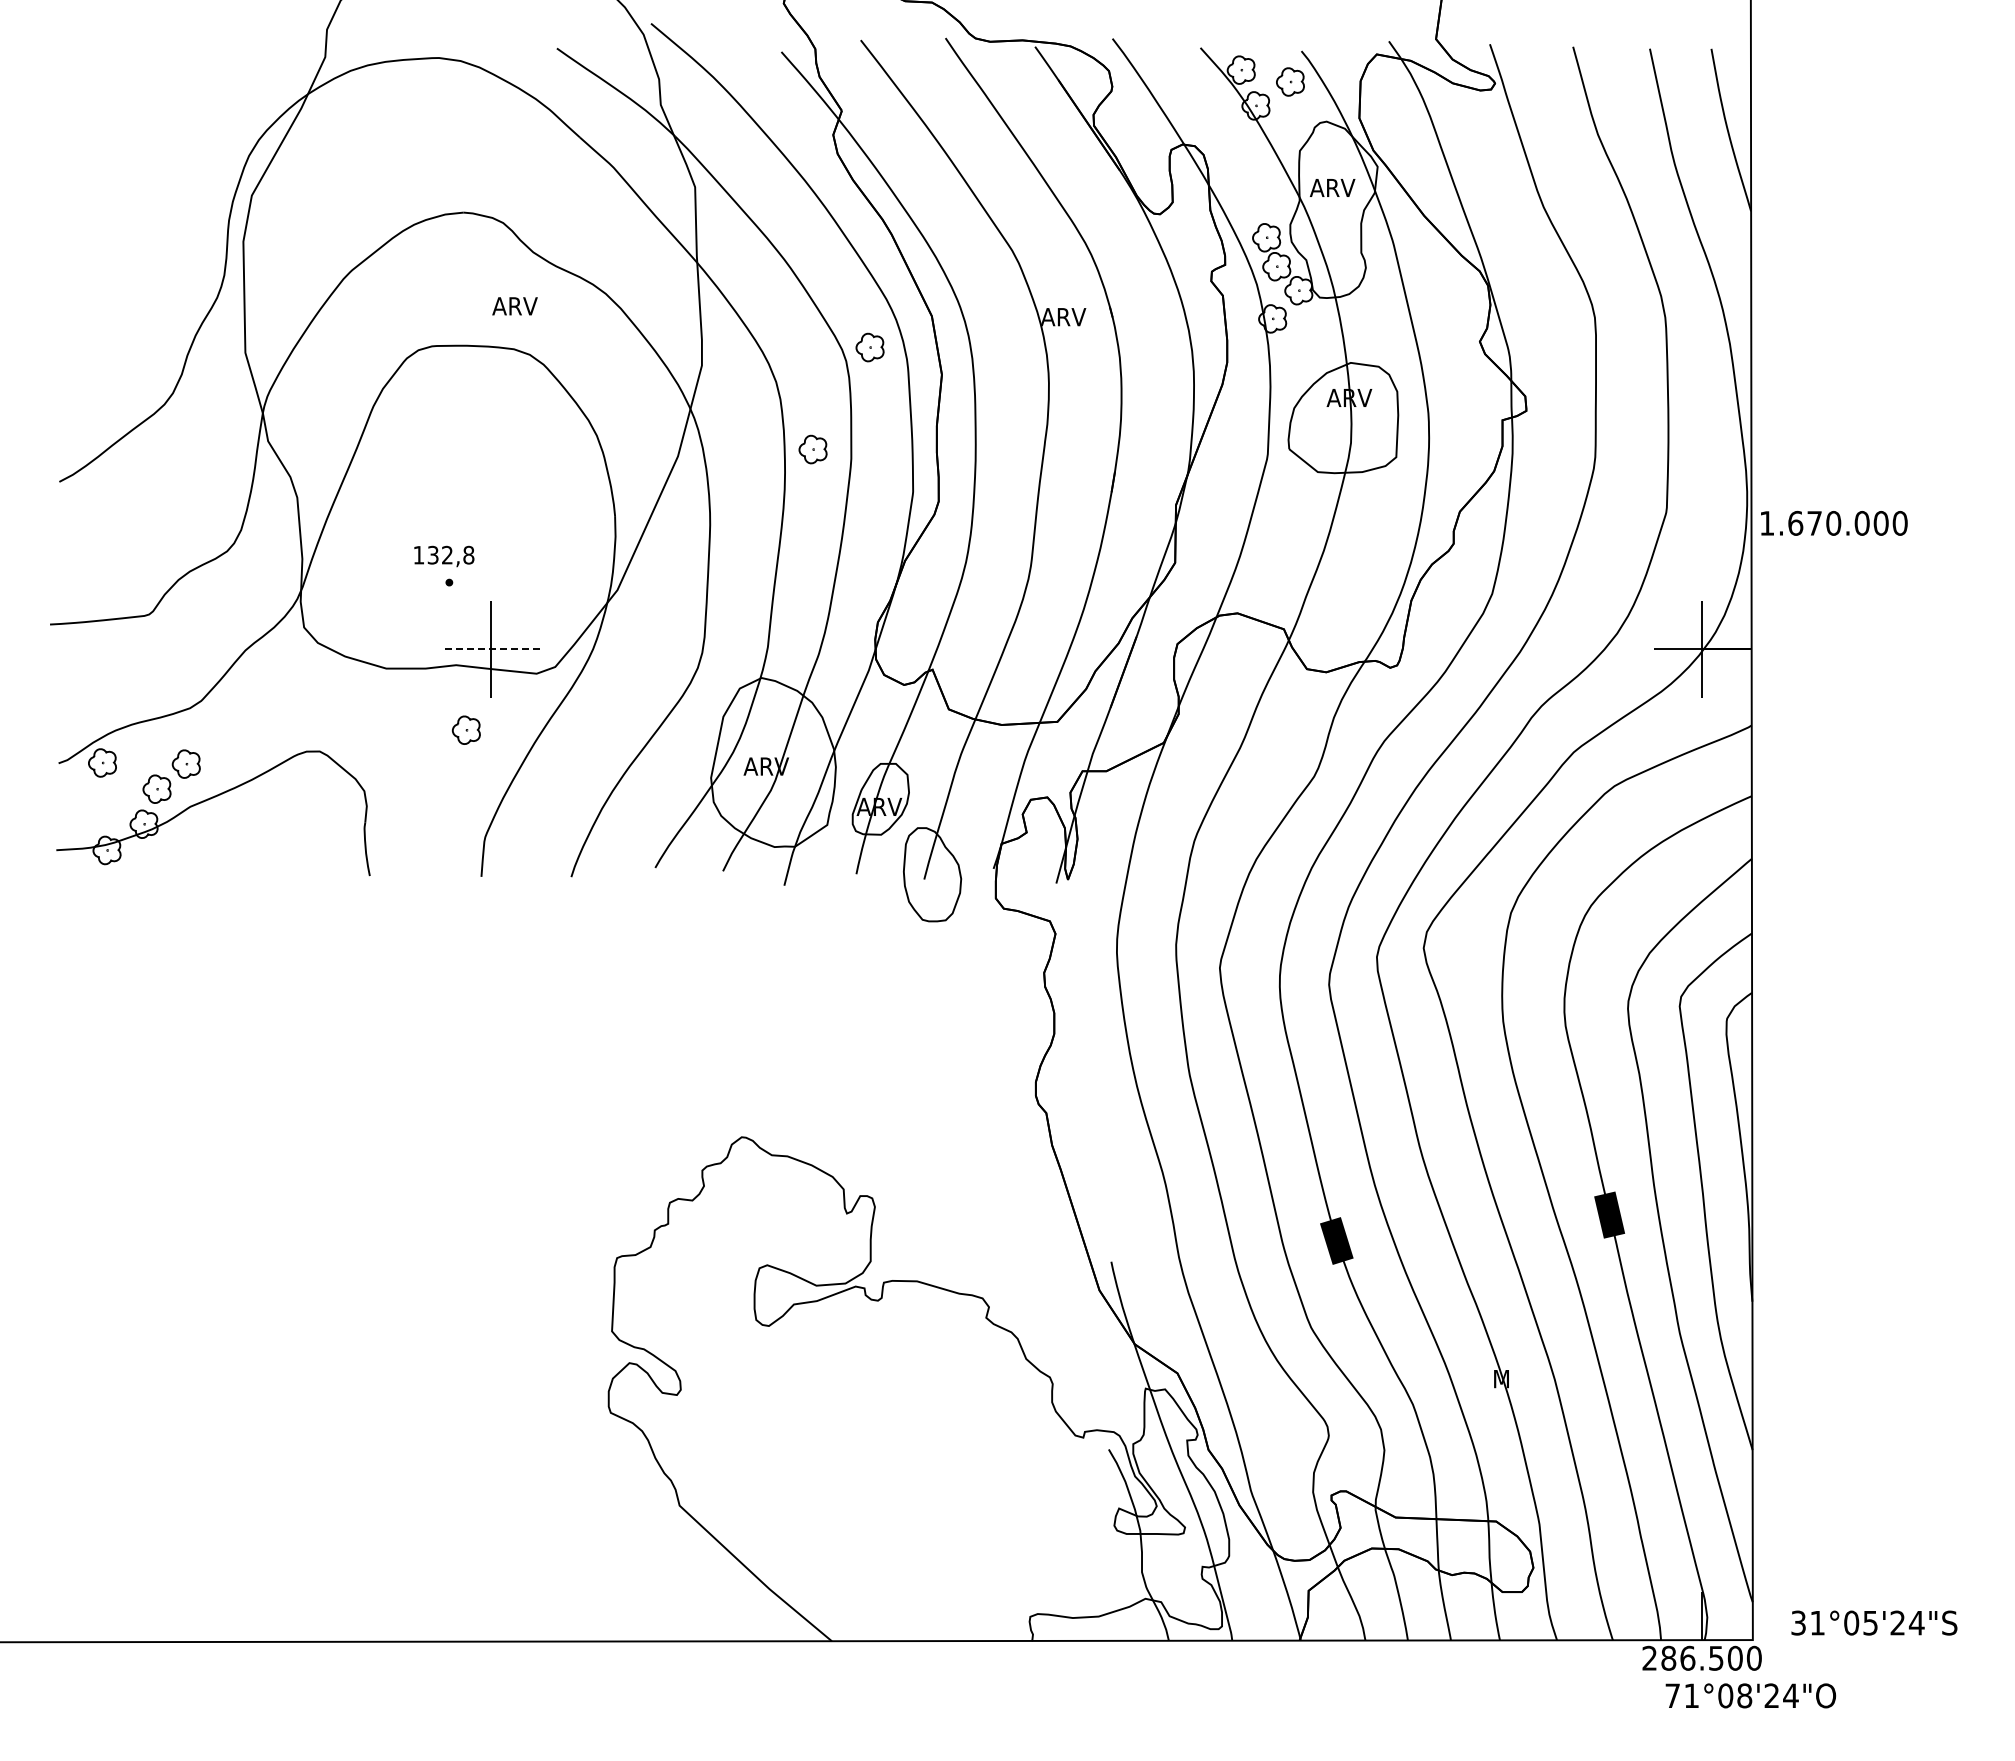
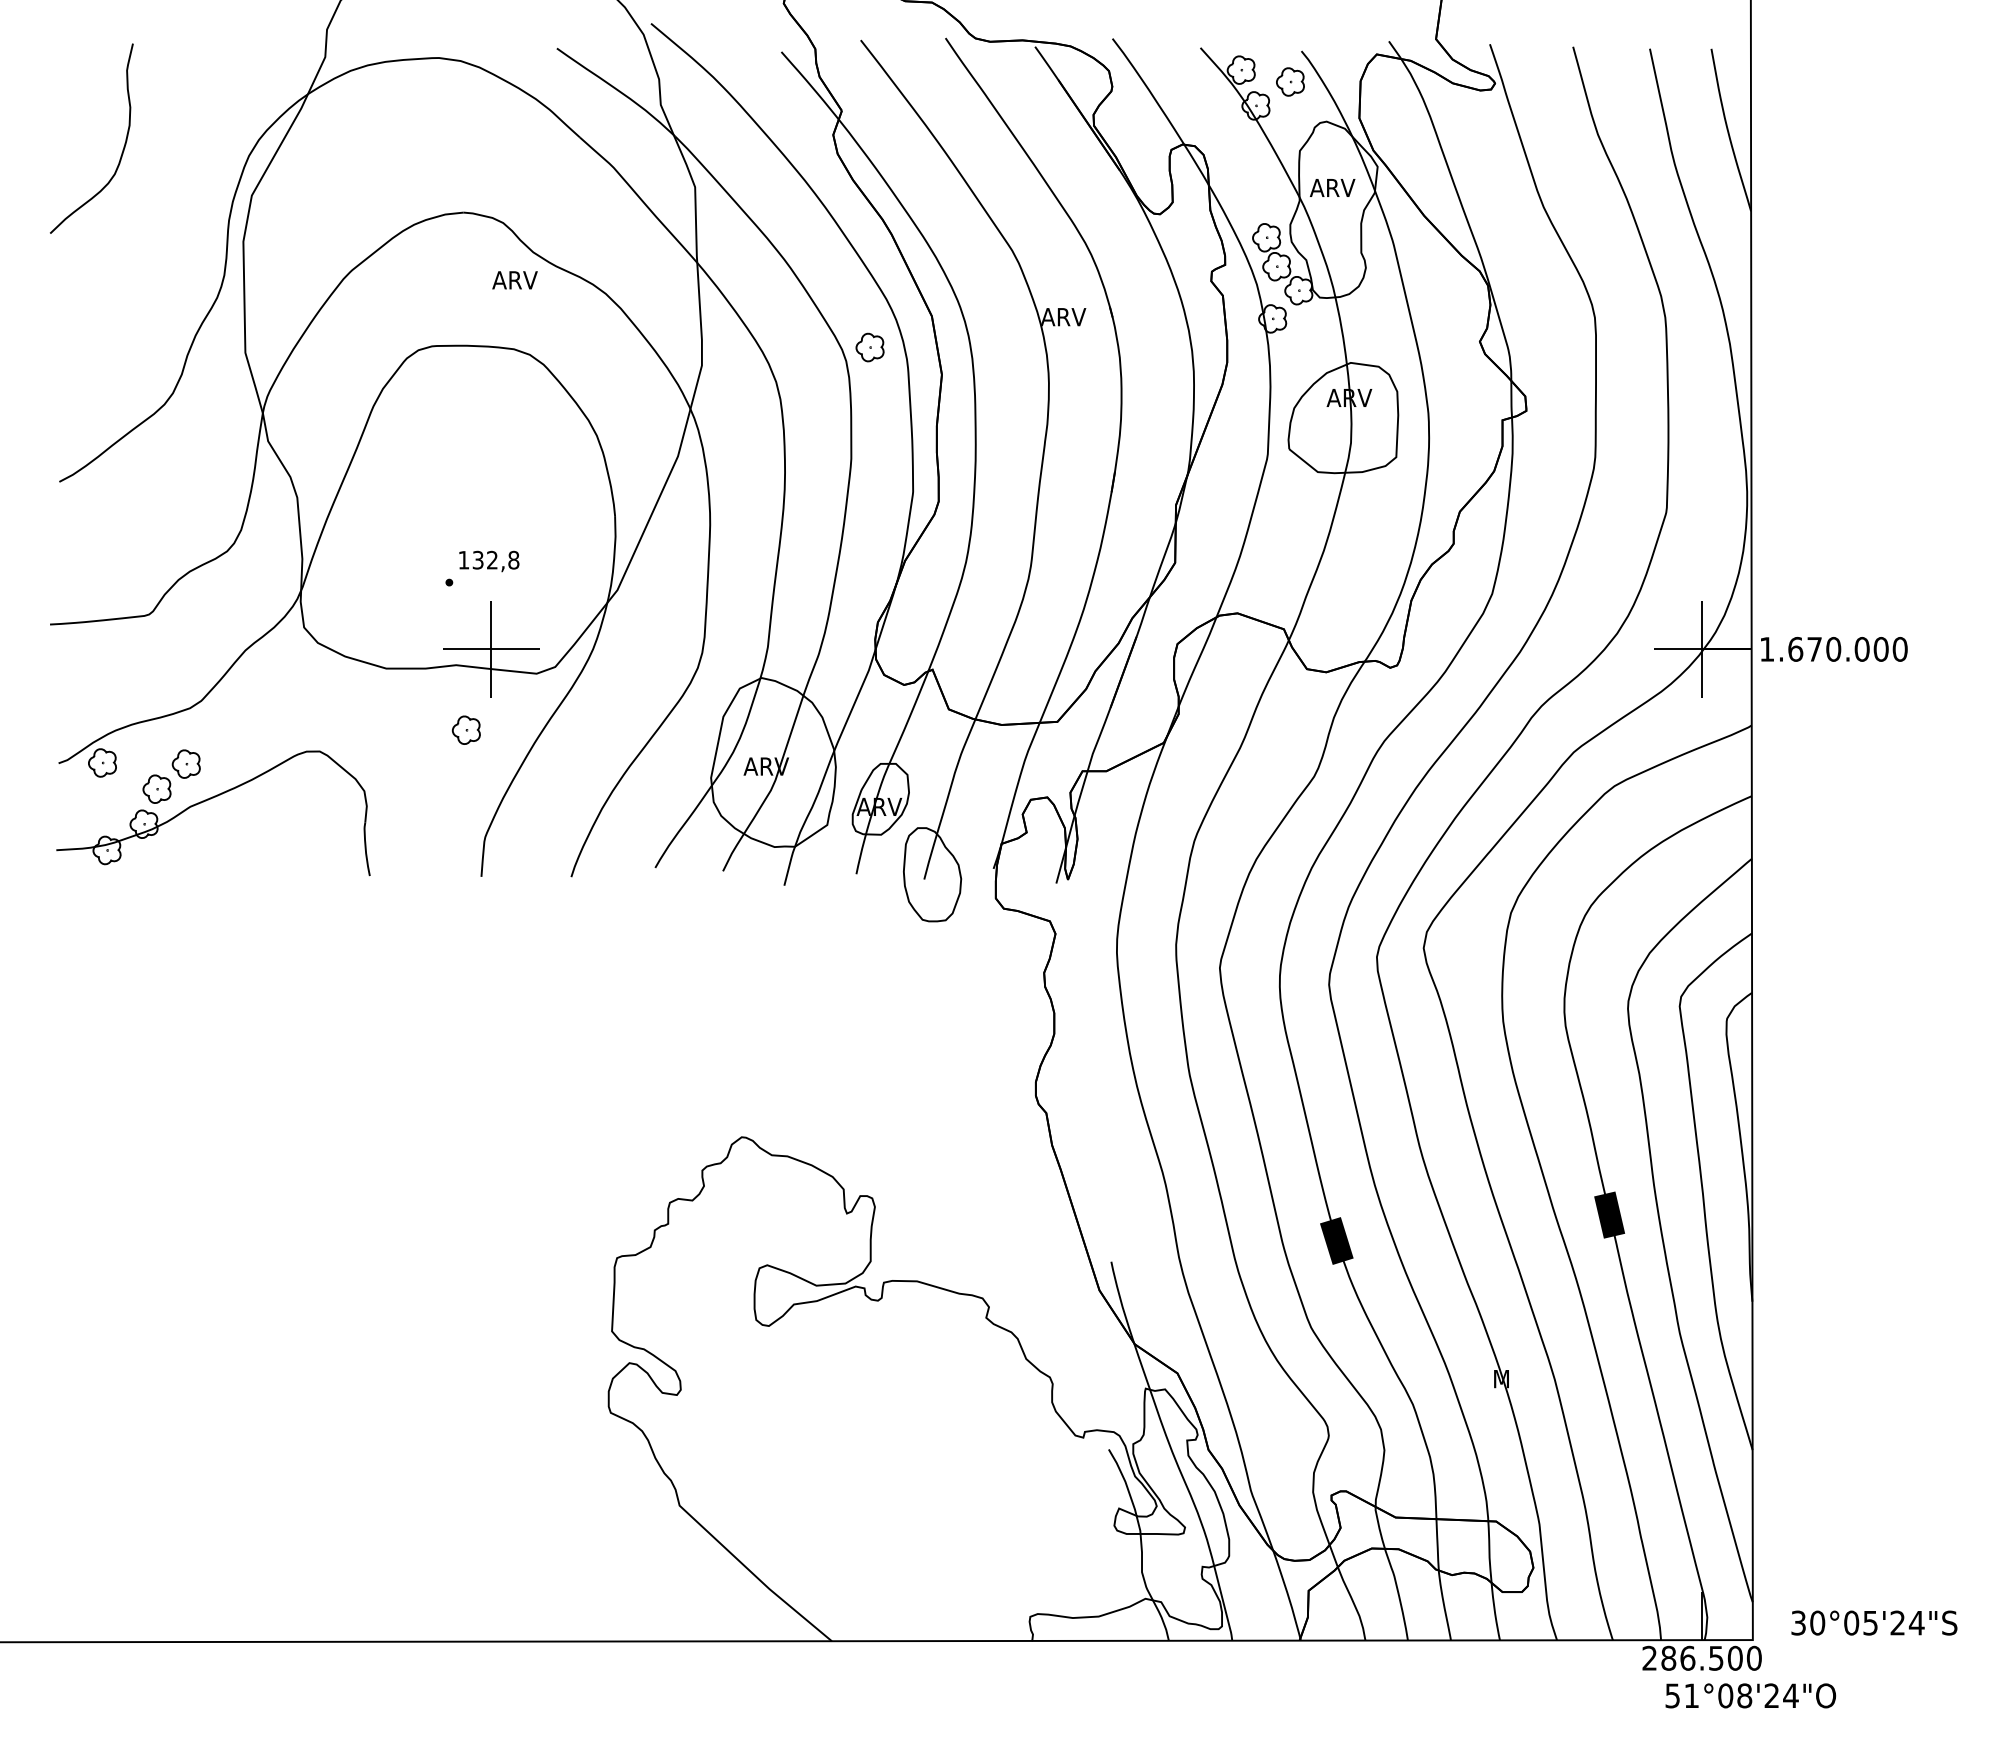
curve: none -> present (122, 149)
text position: (514, 306) -> (514, 280) (514, 280)
part: present -> none (812, 449)
text position: (1834, 523) -> (1834, 649) (1834, 649)
text position: (444, 556) -> (489, 561) (489, 561)
line: dashed -> solid (490, 649)
text: 31°05'24"S -> 30°05'24"S (1817, 1622)
text: 71°08'24"O -> 51°08'24"O (1672, 1695)
